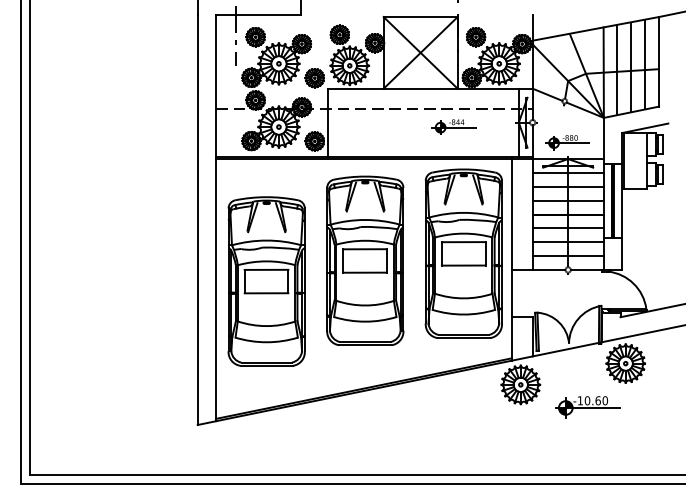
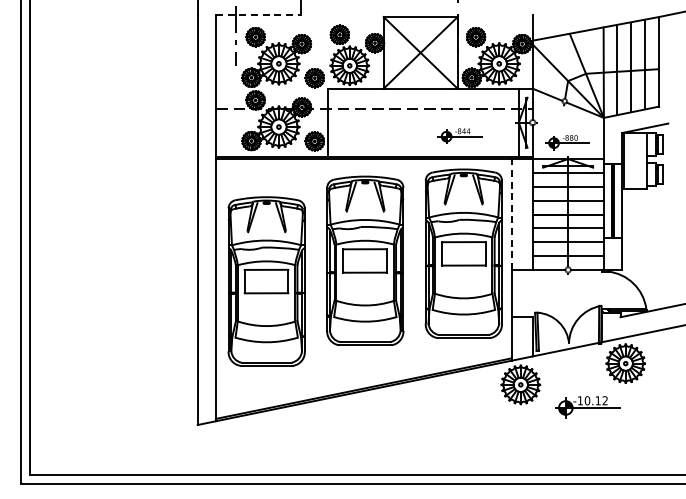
line: solid -> dashed (258, 14)
part position: (453, 126) -> (459, 135) (459, 135)
line: solid -> dashed (511, 213)
text: -10.60 -> -10.12 (601, 400)
